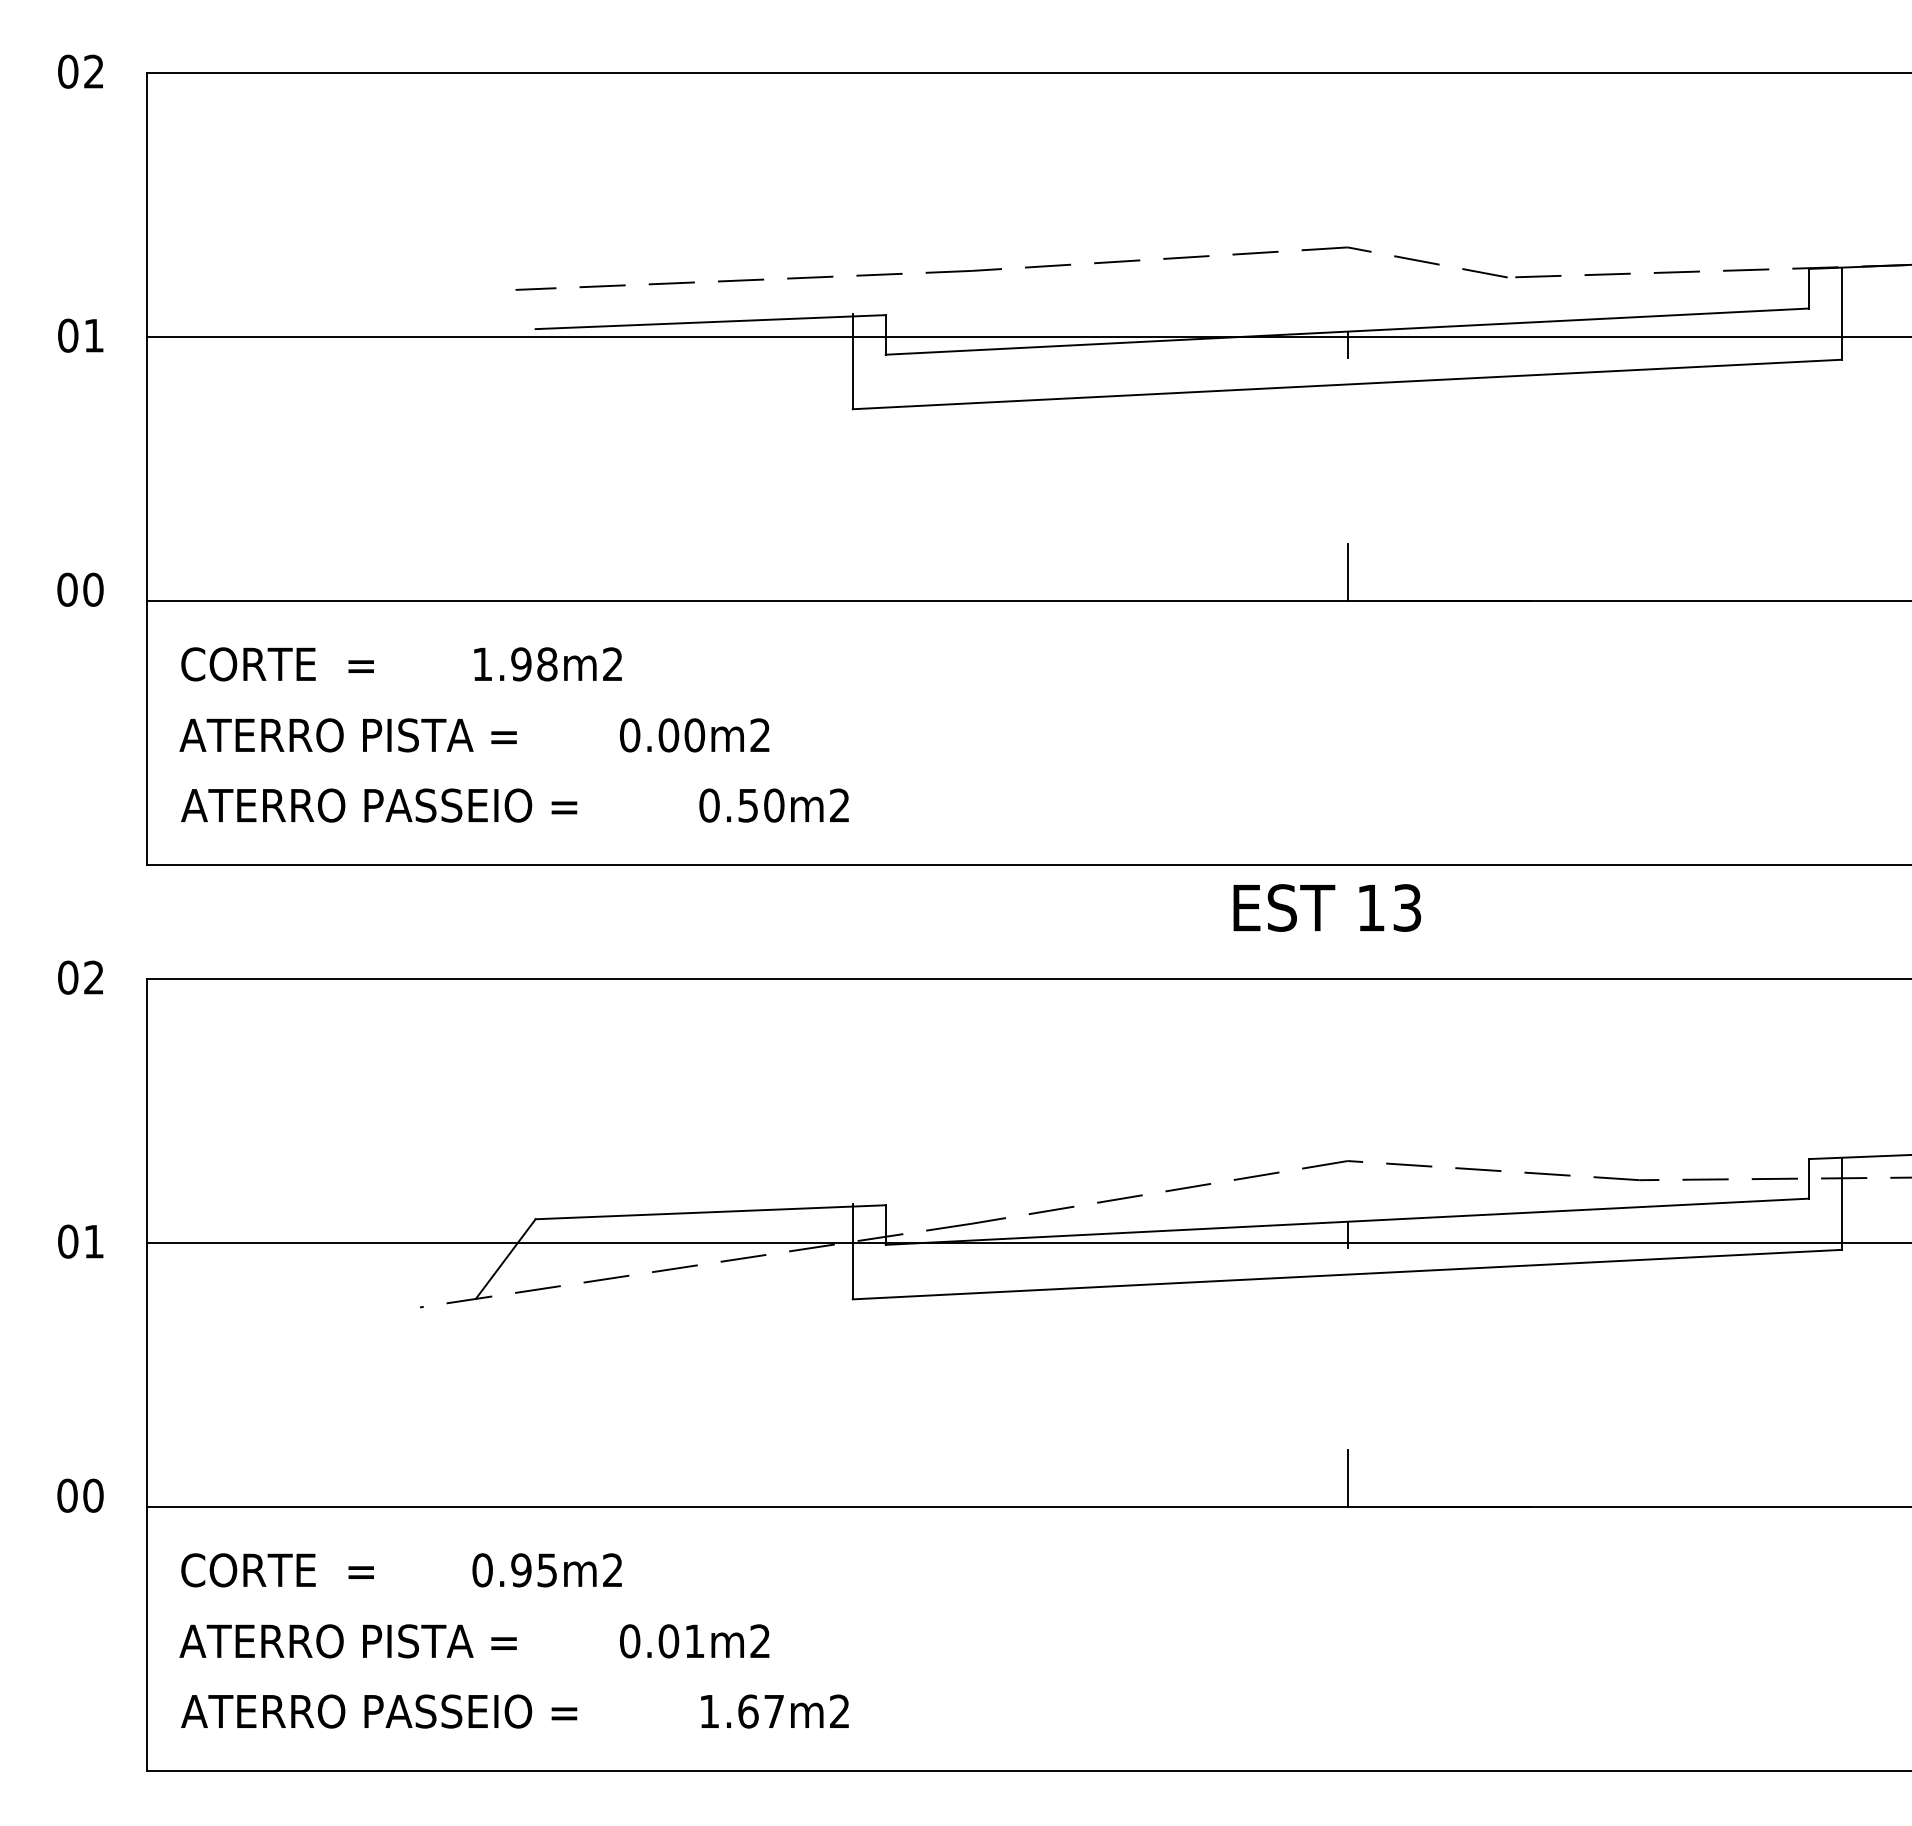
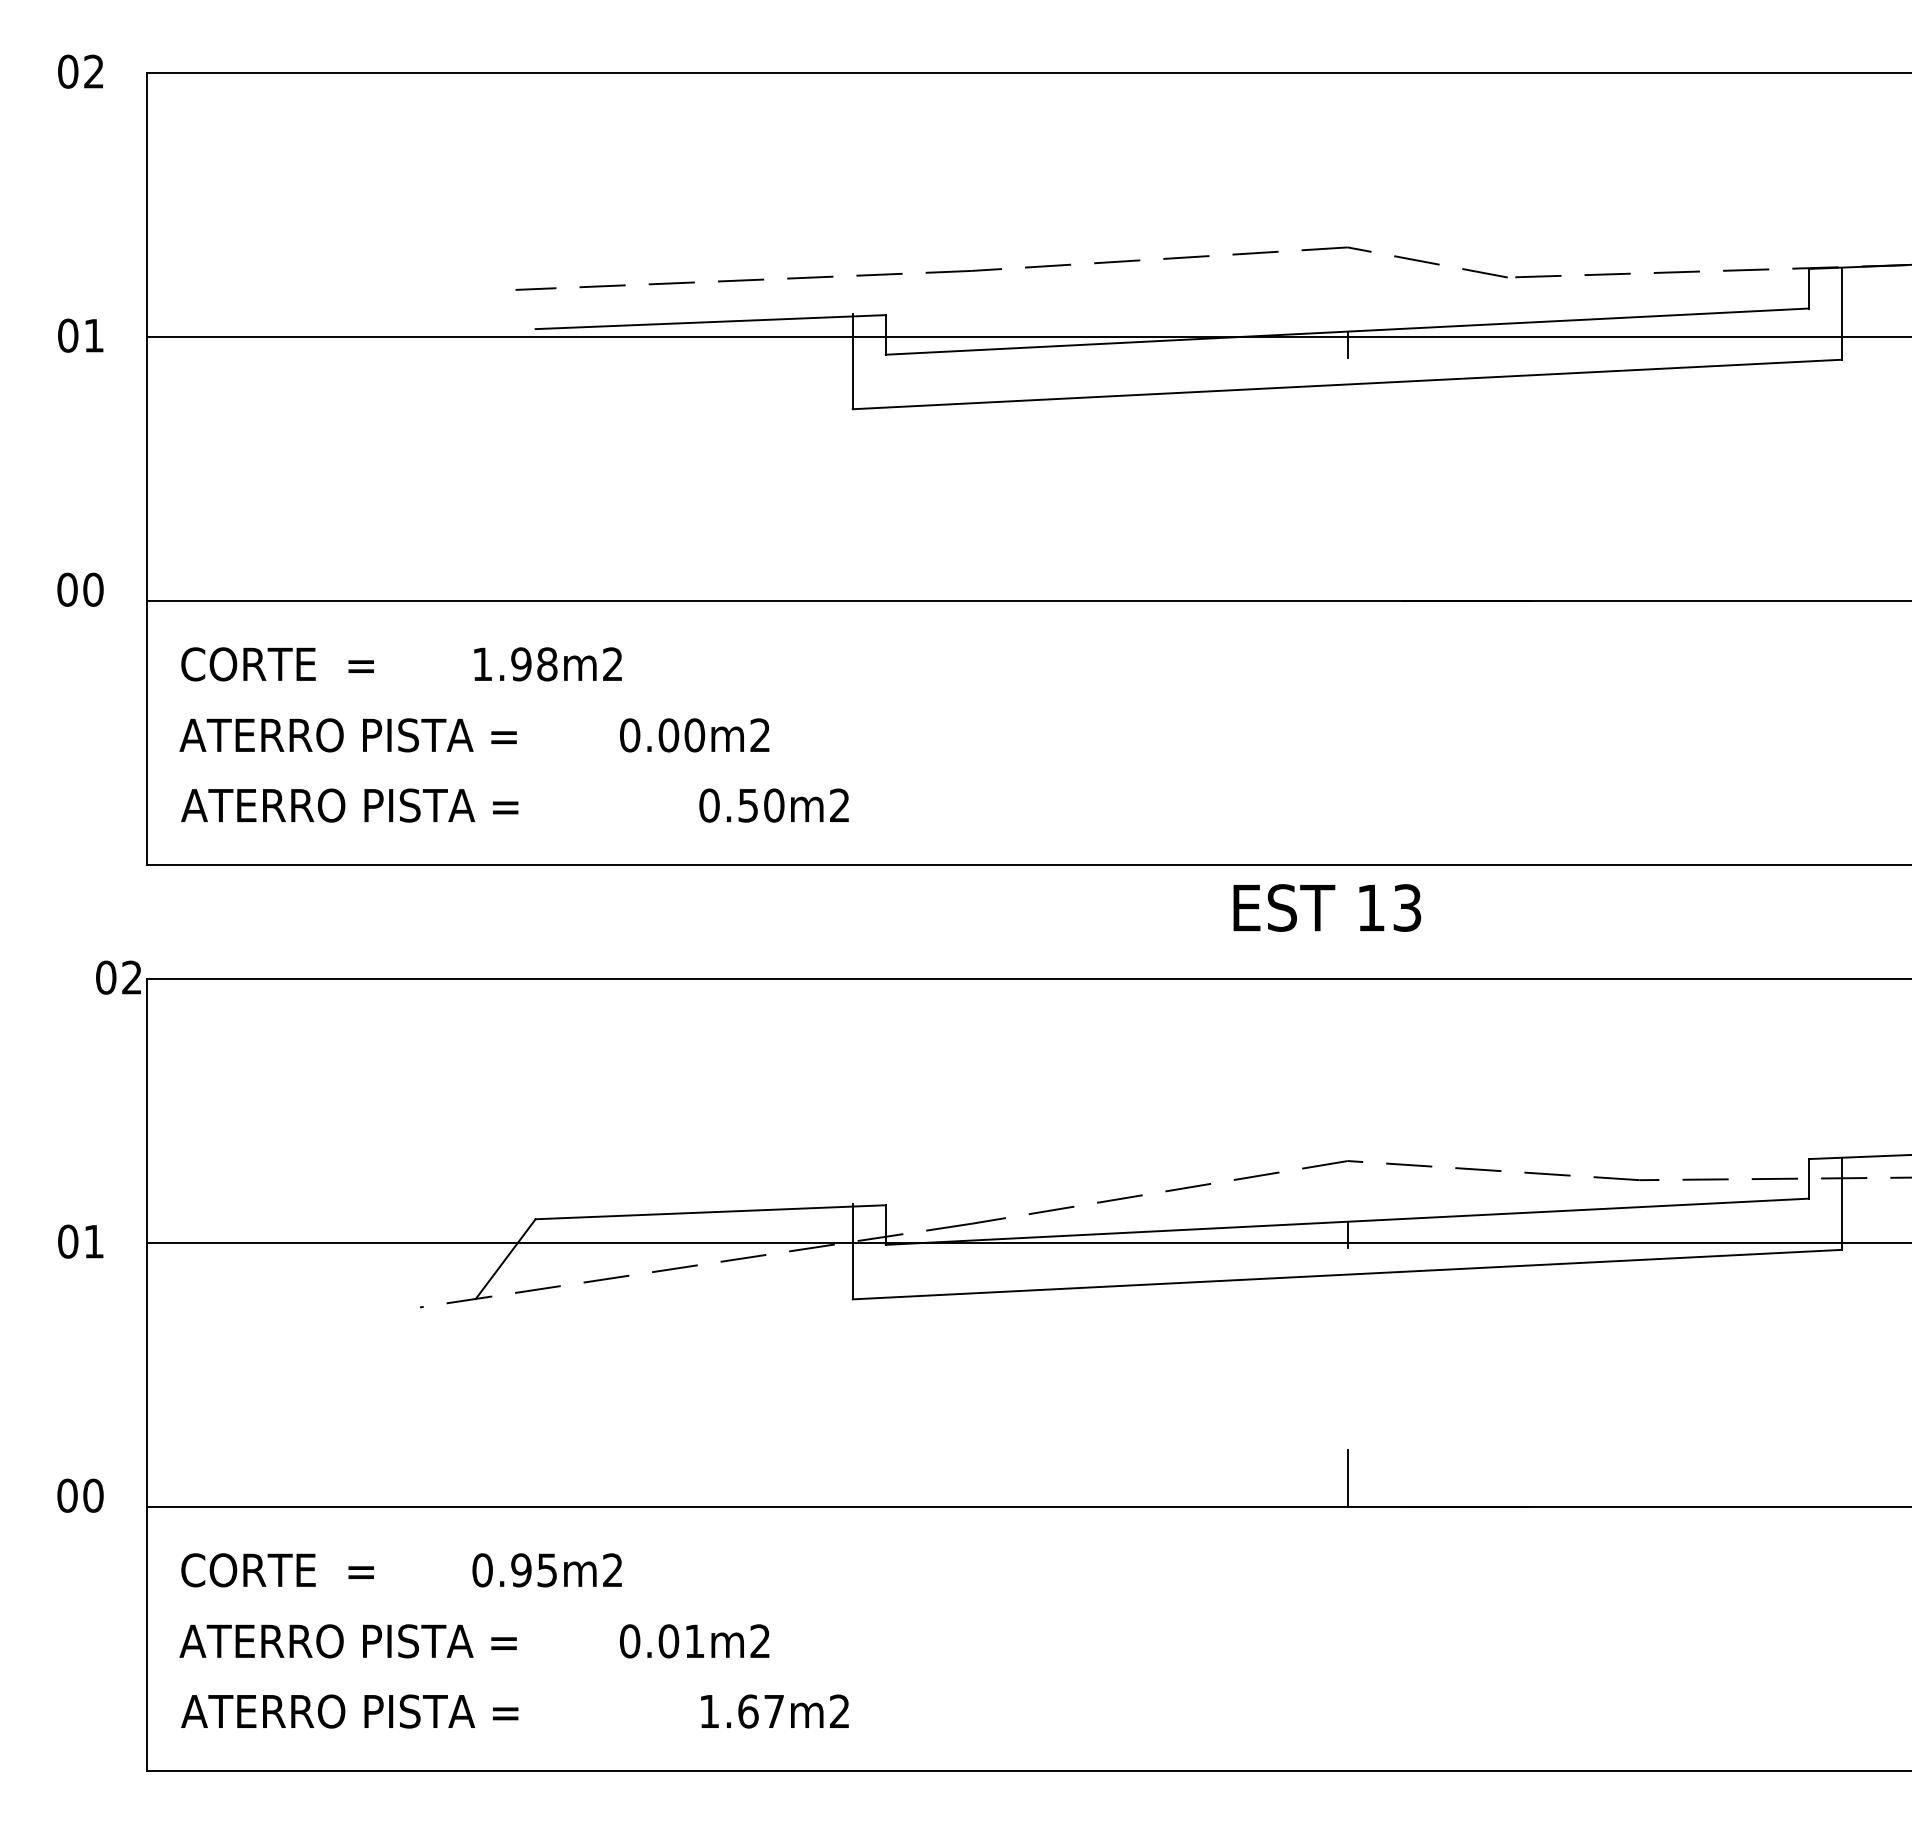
line: present -> none (1347, 572)
text: ATERRO PASSEIO = -> ATERRO PISTA = (481, 805)
text position: (80, 977) -> (118, 977) (118, 977)
text: ATERRO PASSEIO = -> ATERRO PISTA = (481, 1711)
